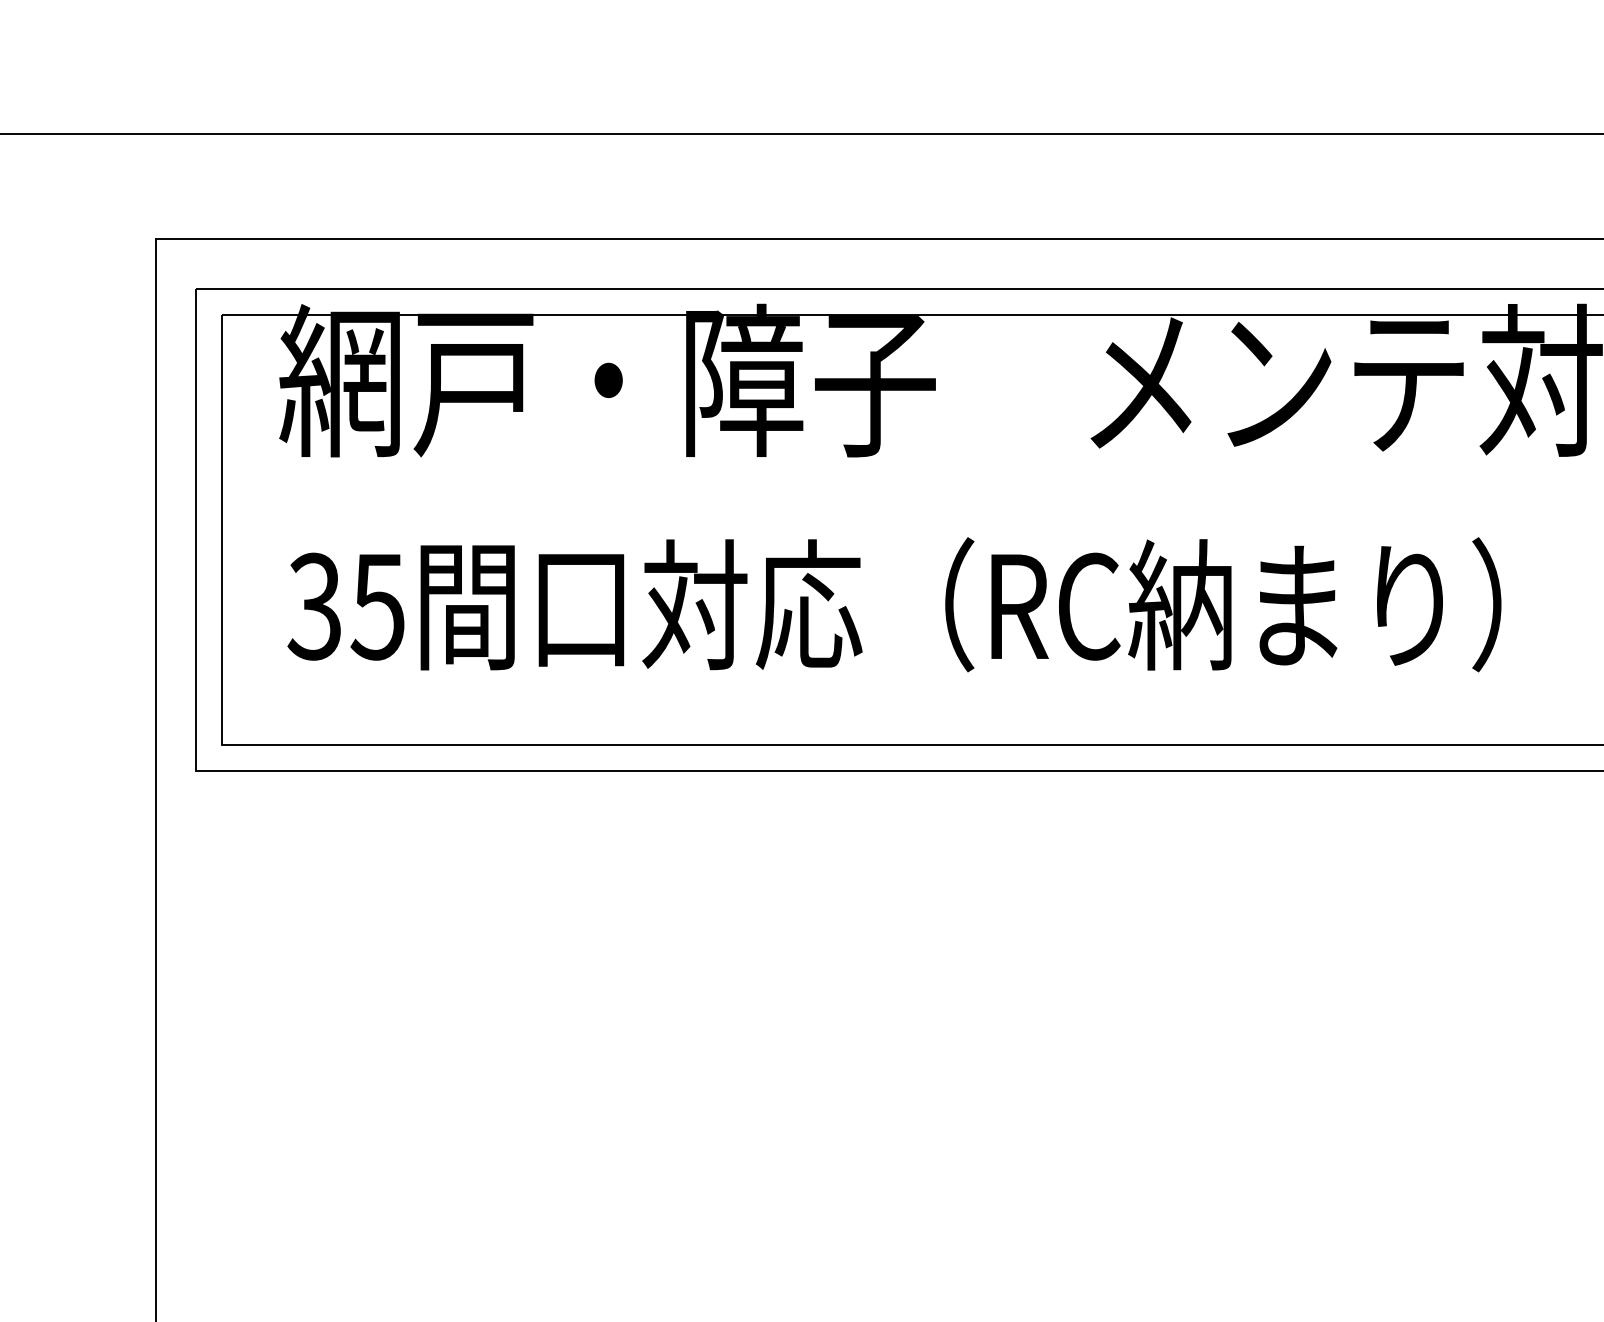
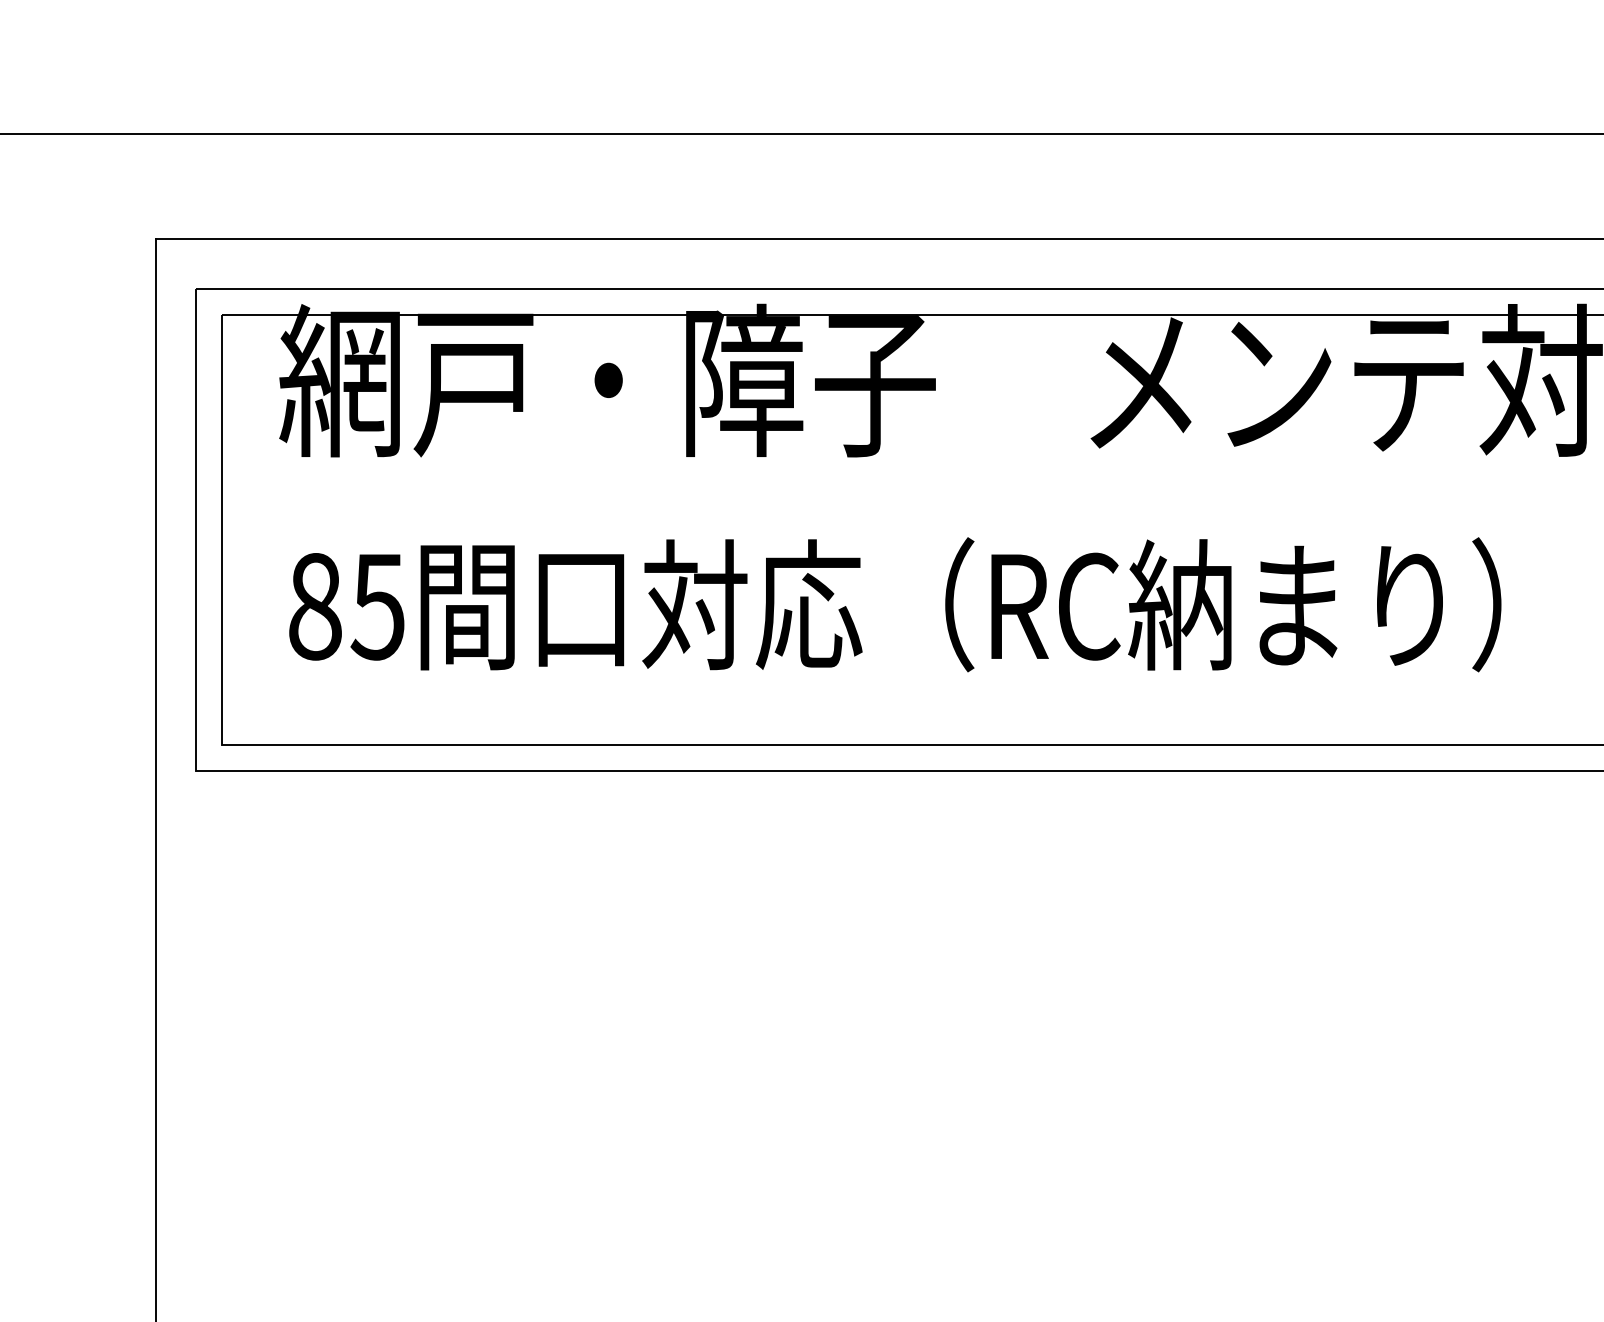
text: 35 -> 85 (314, 606)
